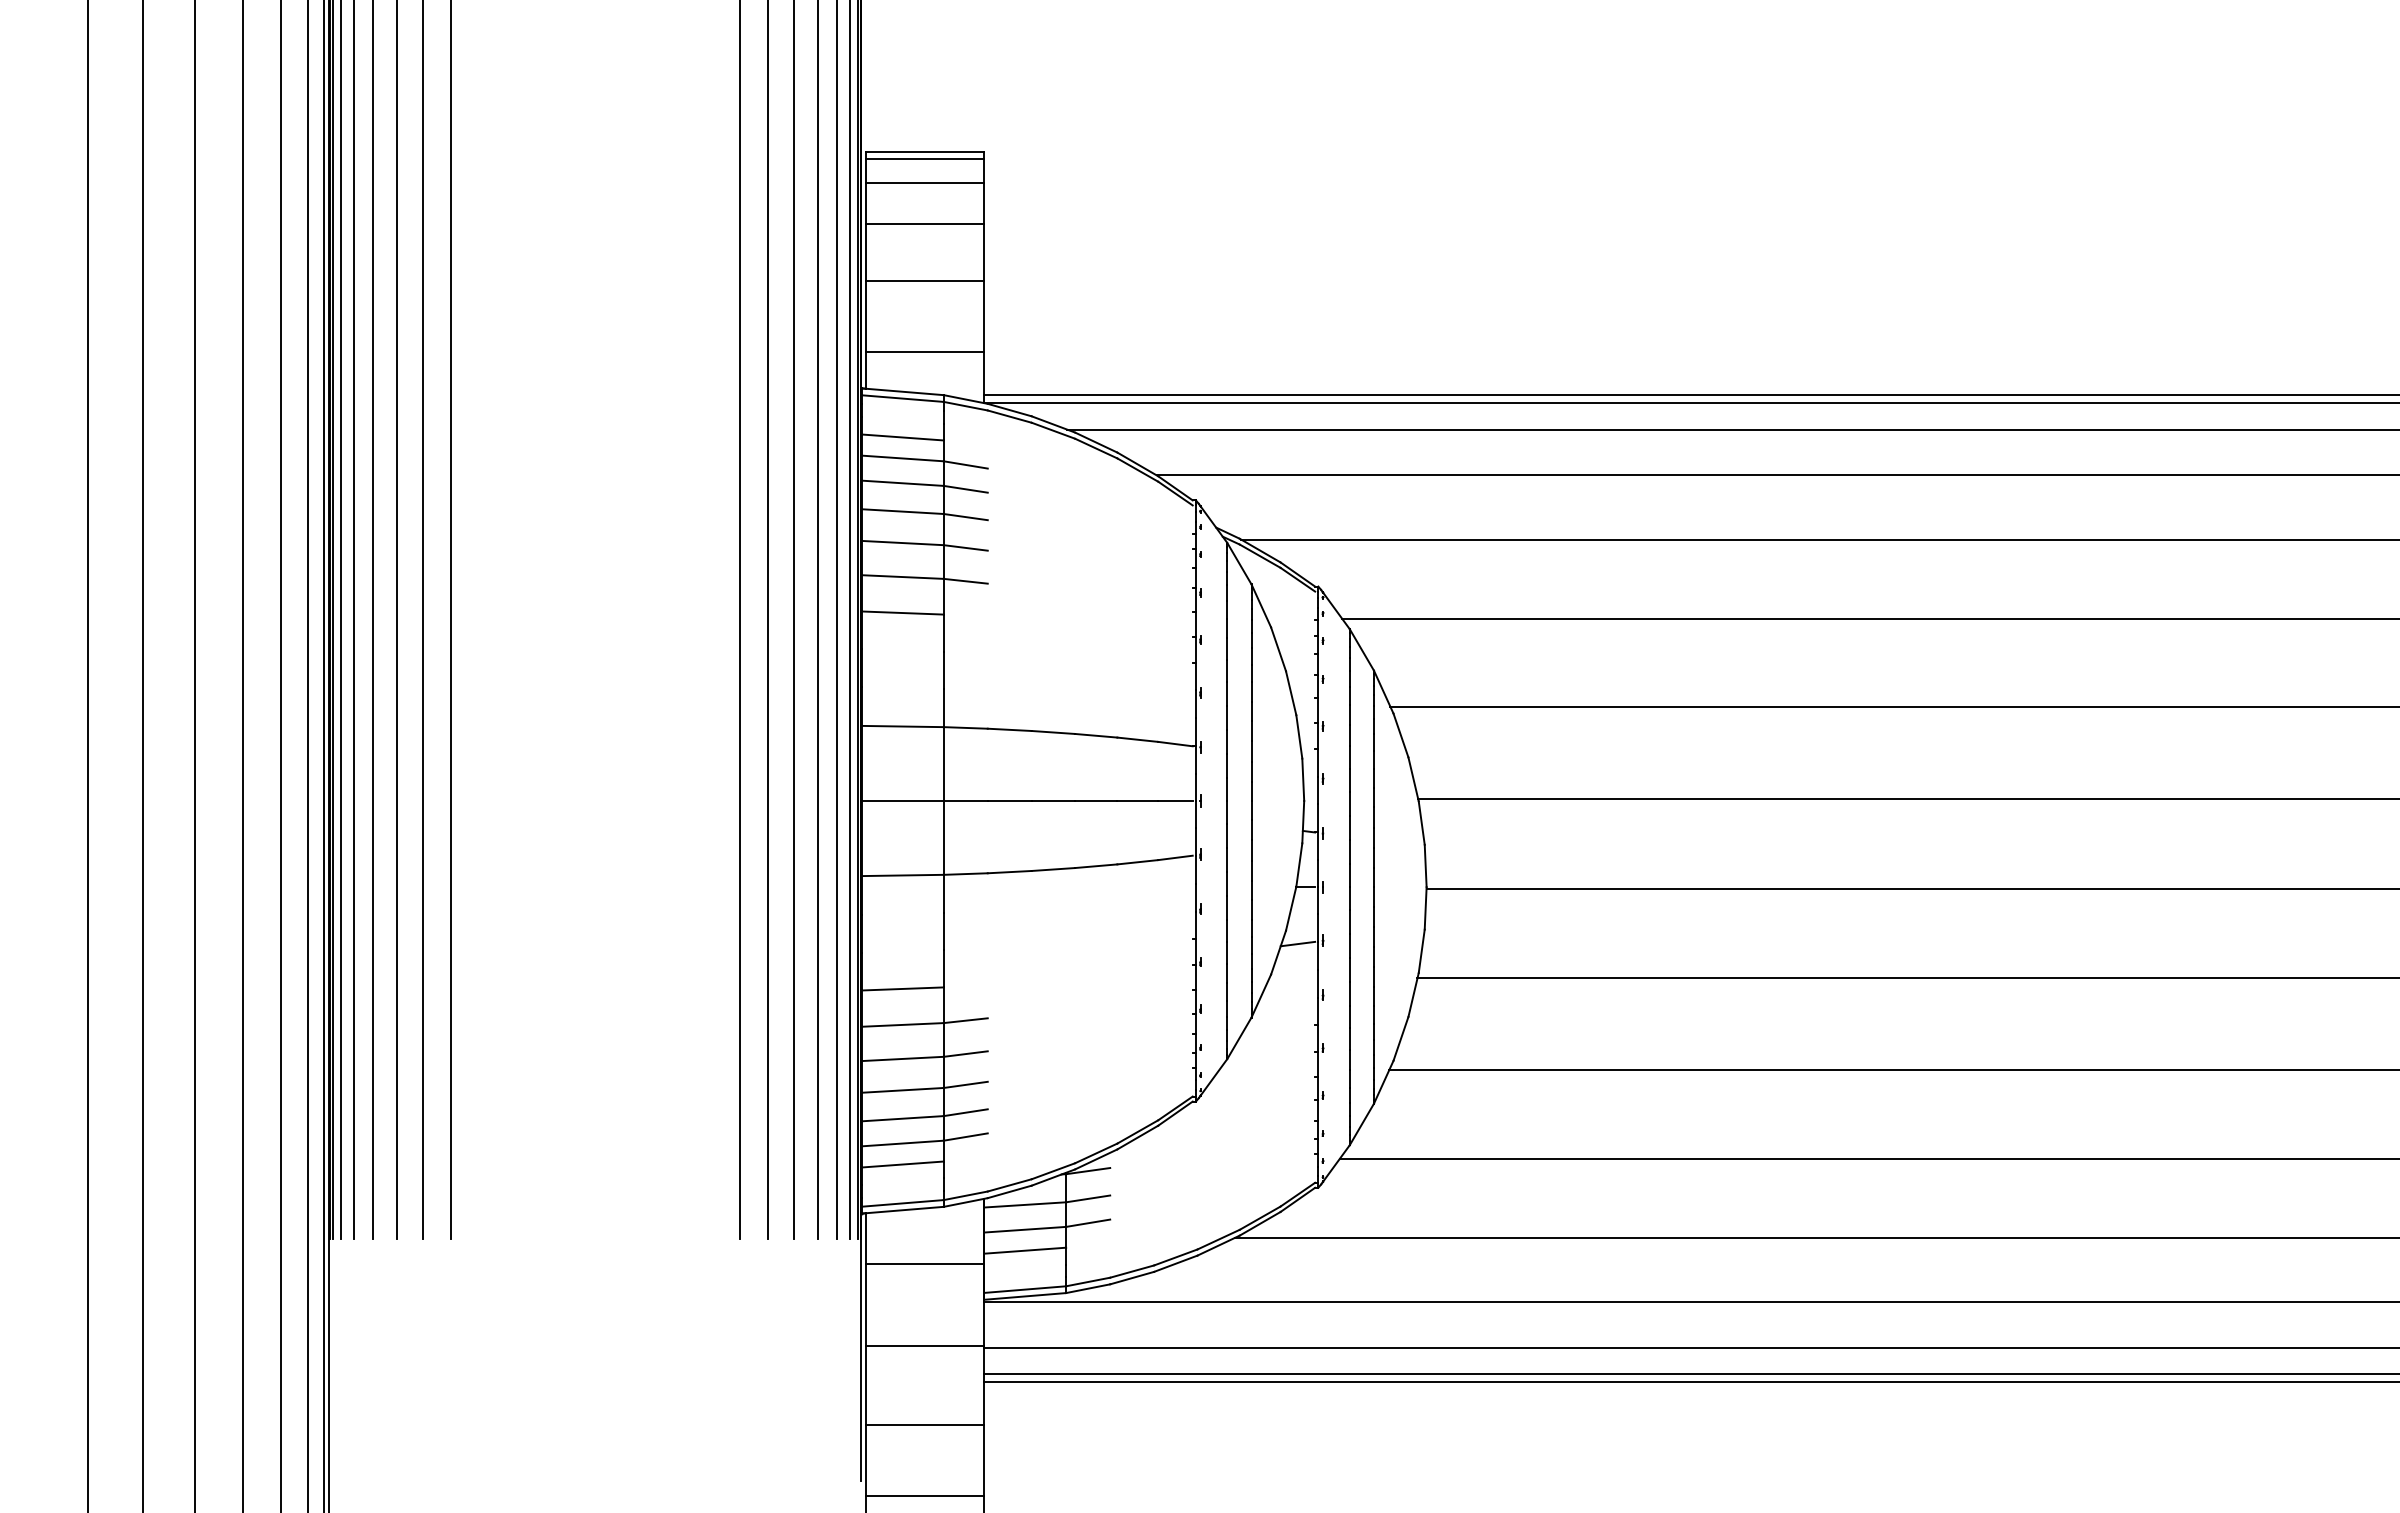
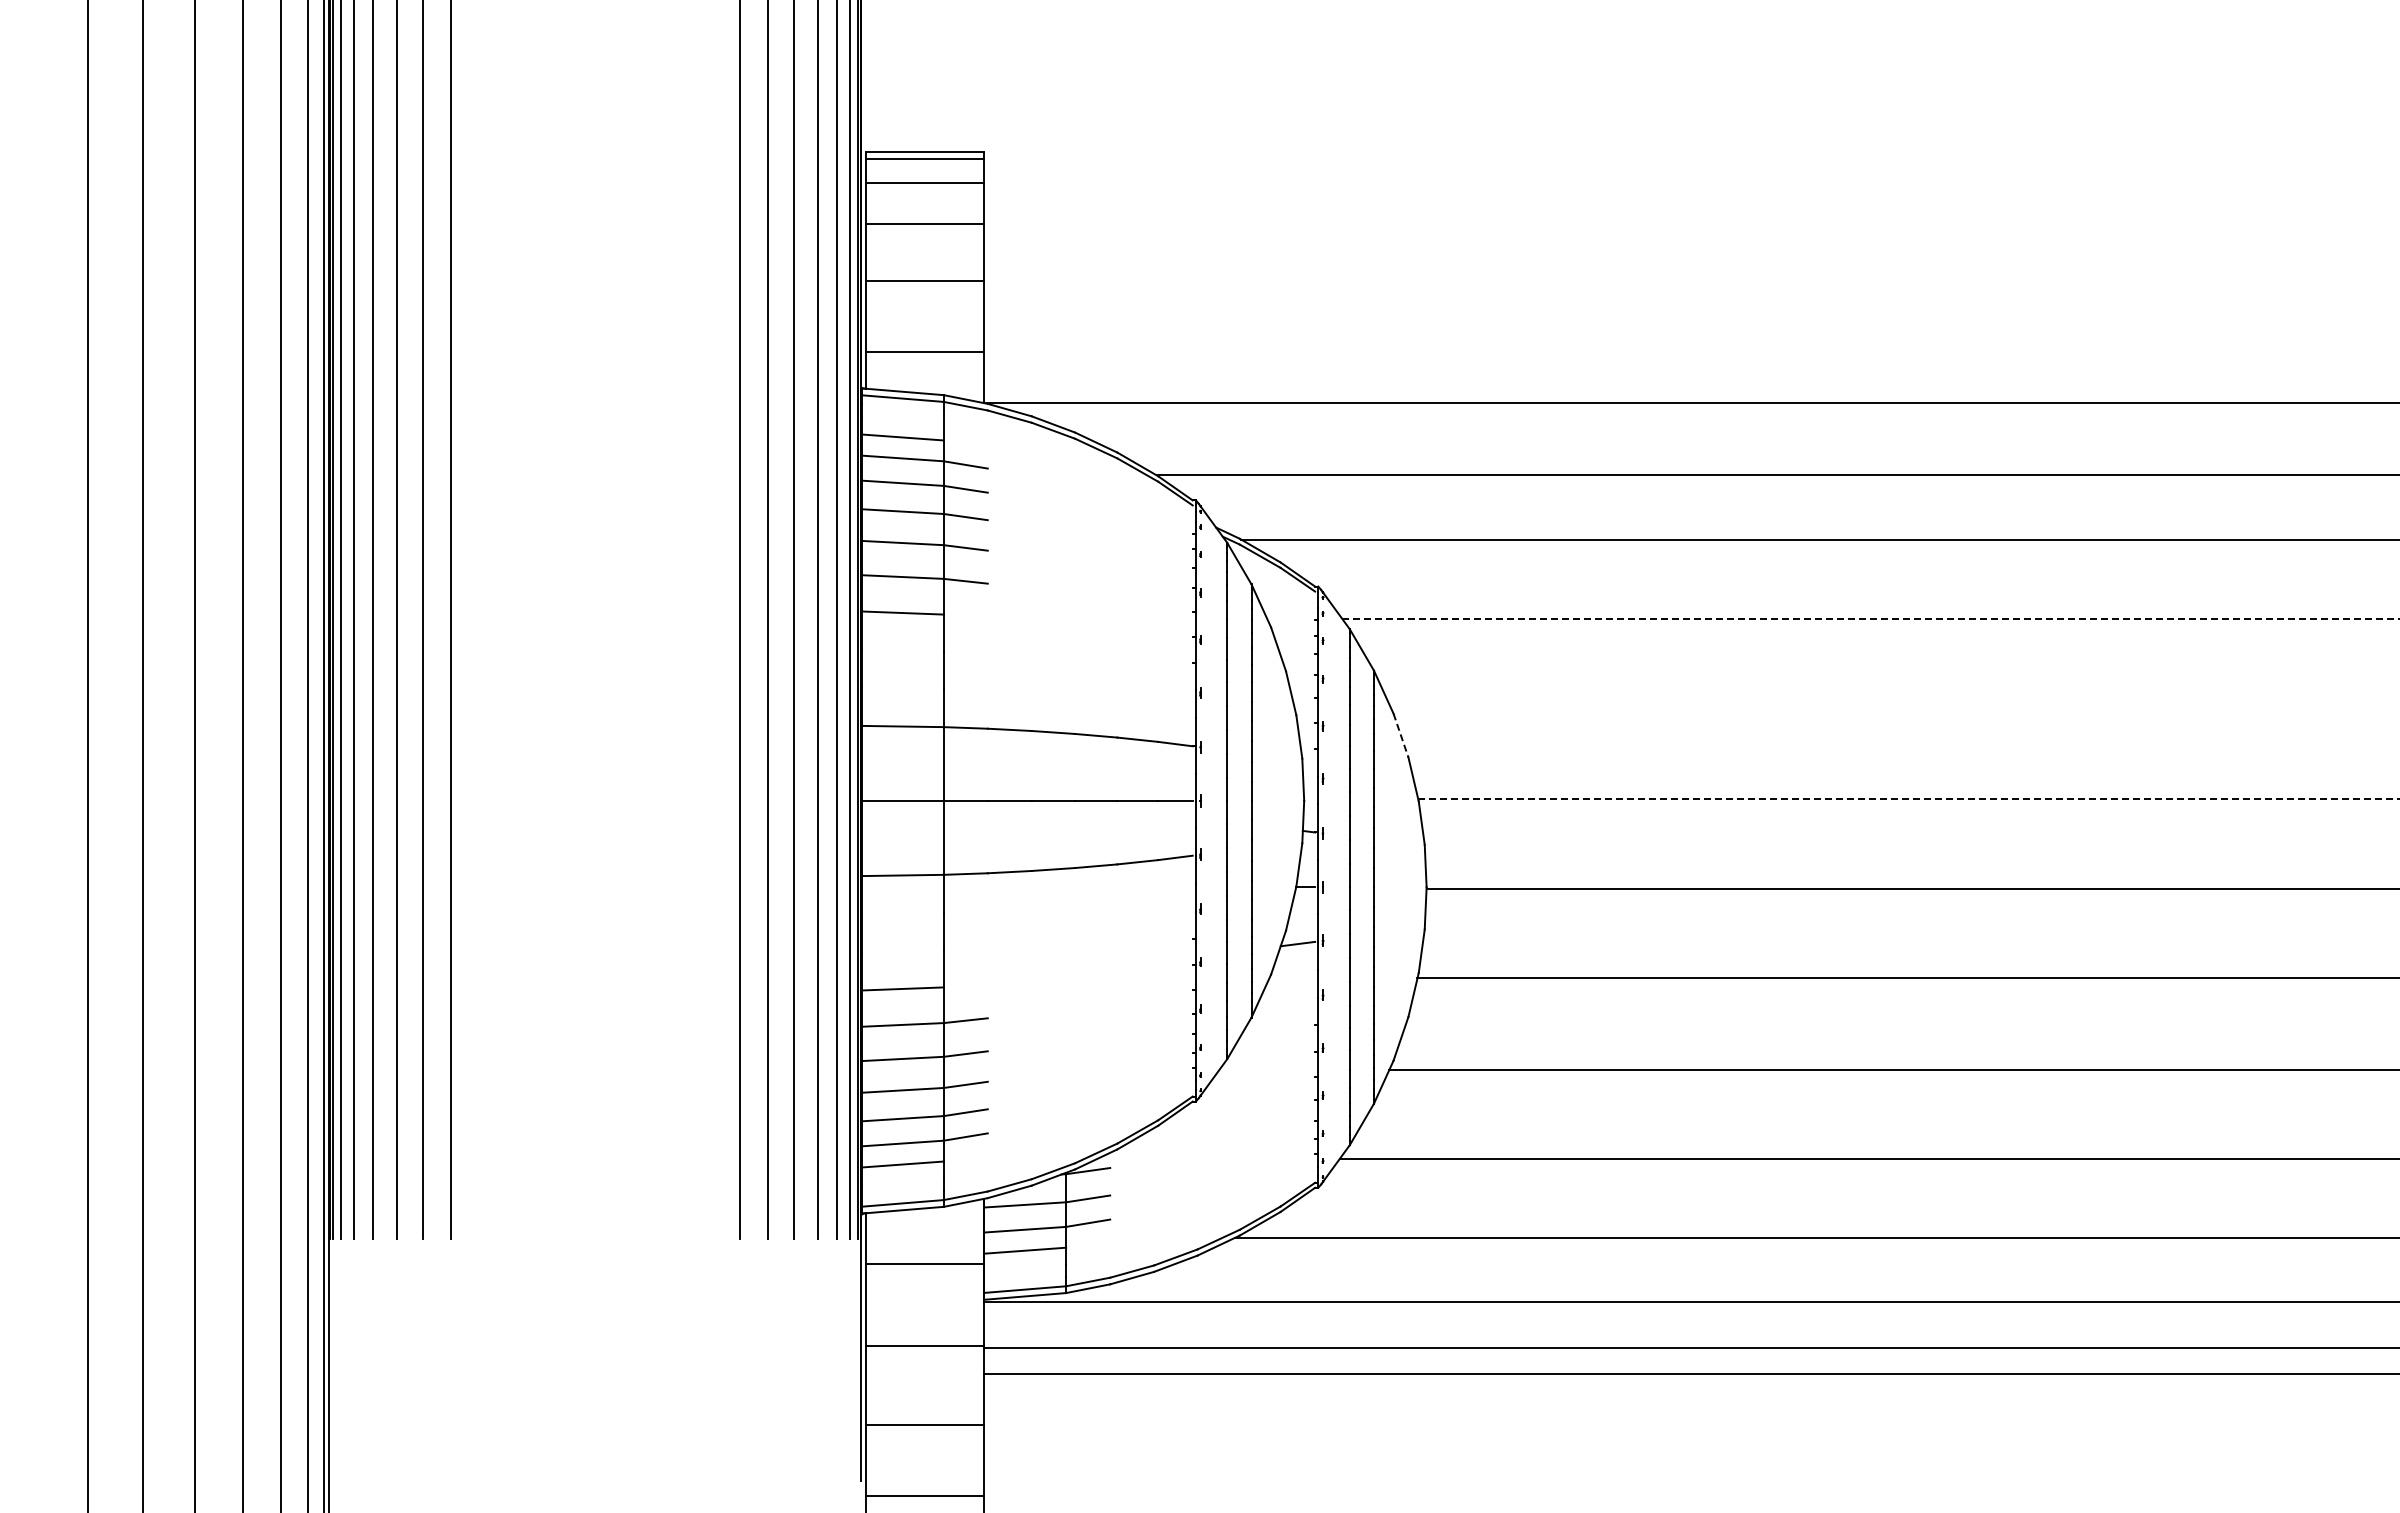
line: present -> none (1689, 394)
line: present -> none (1731, 429)
line: solid -> dashed (1870, 618)
line: present -> none (1893, 706)
line: solid -> dashed (1401, 736)
line: solid -> dashed (1909, 798)
line: present -> none (1689, 1382)
